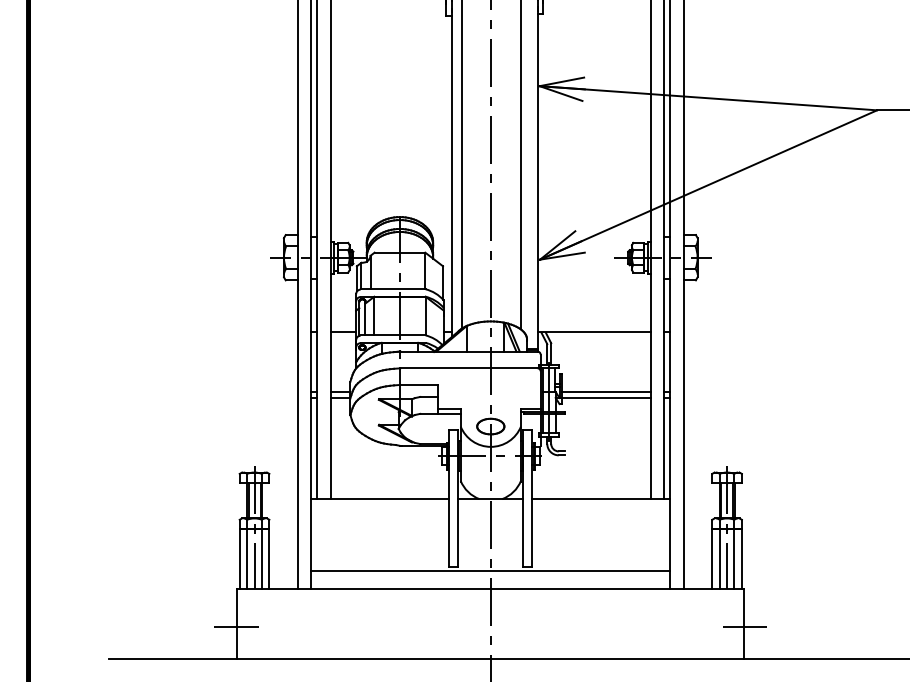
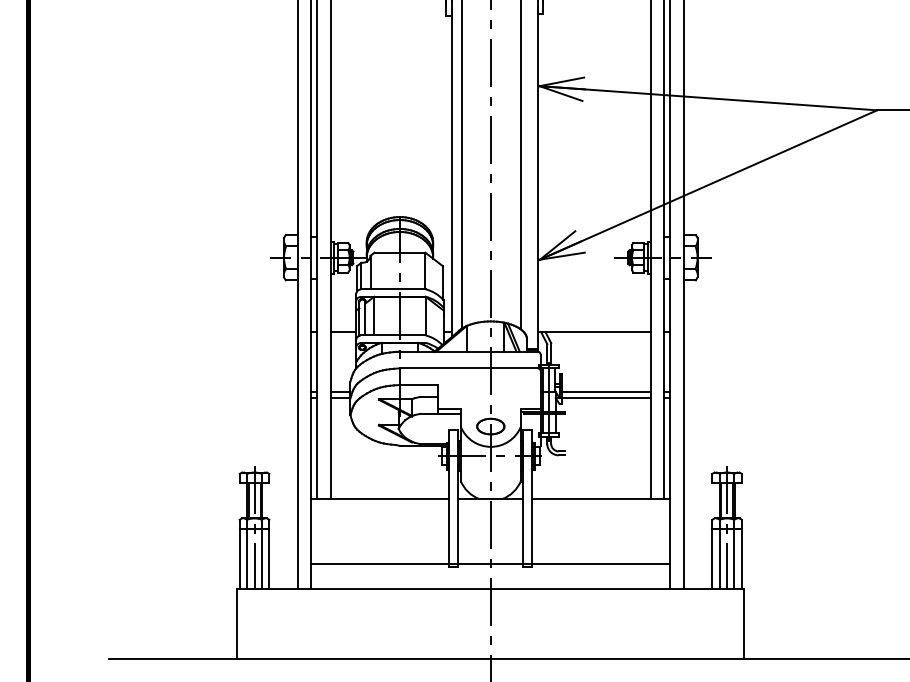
line position: (490, 571) -> (490, 564) (490, 564)
line: present -> none (236, 626)
line: present -> none (744, 626)
